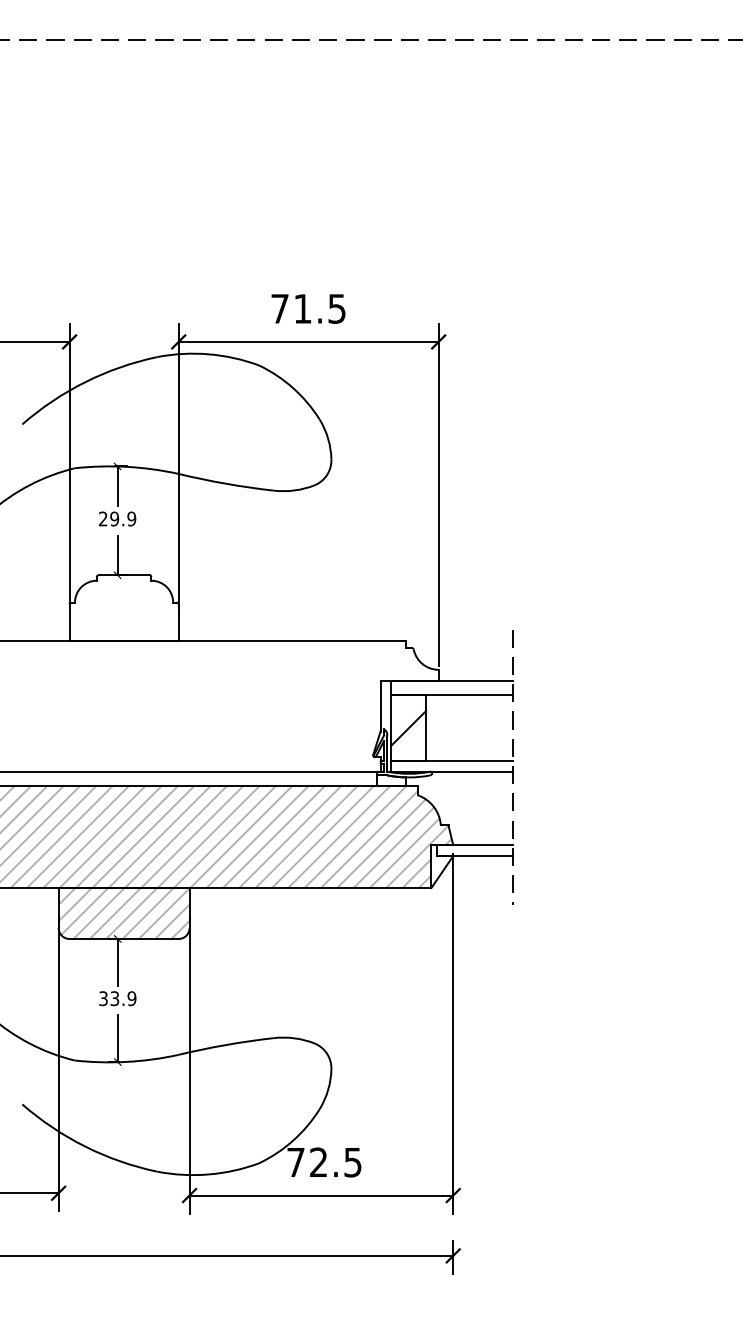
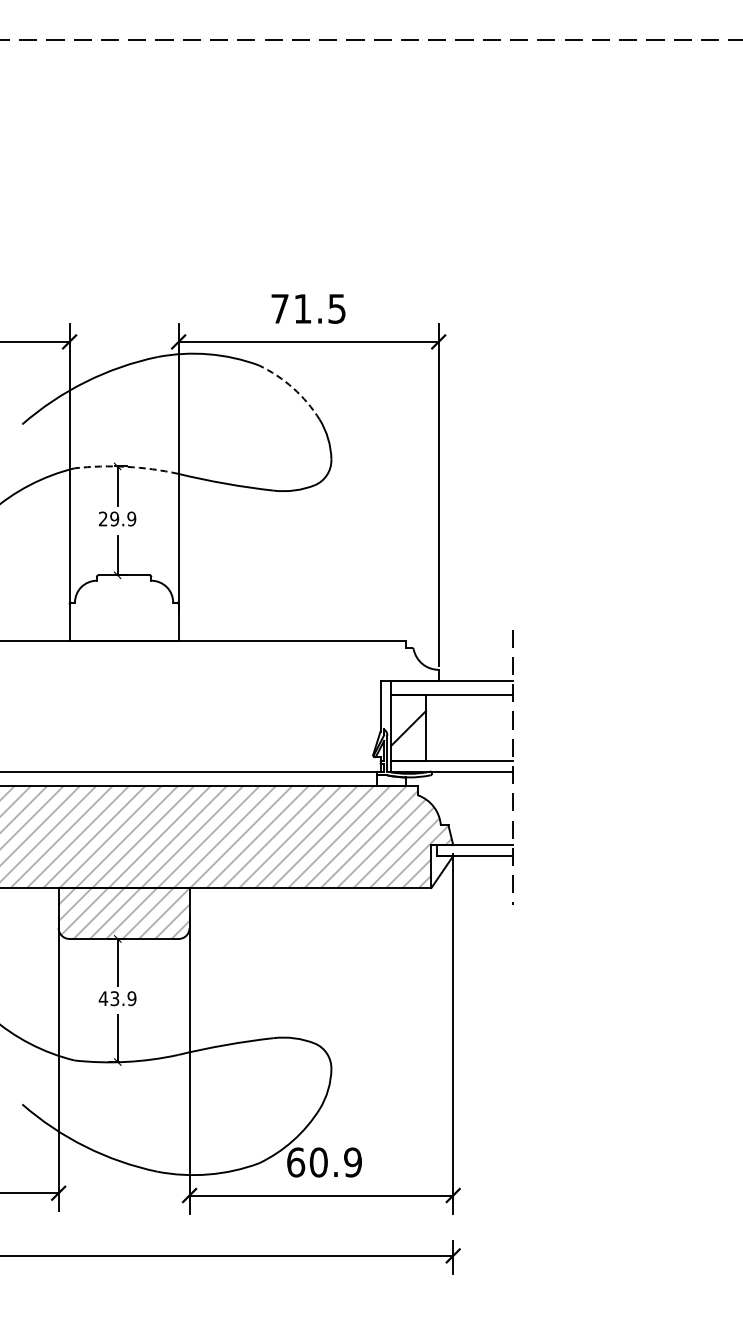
arc: solid -> dashed (293, 388)
arc: solid -> dashed (126, 466)
text: 33.9 -> 43.9 (103, 998)
text: 72.5 -> 60.9 (324, 1162)
